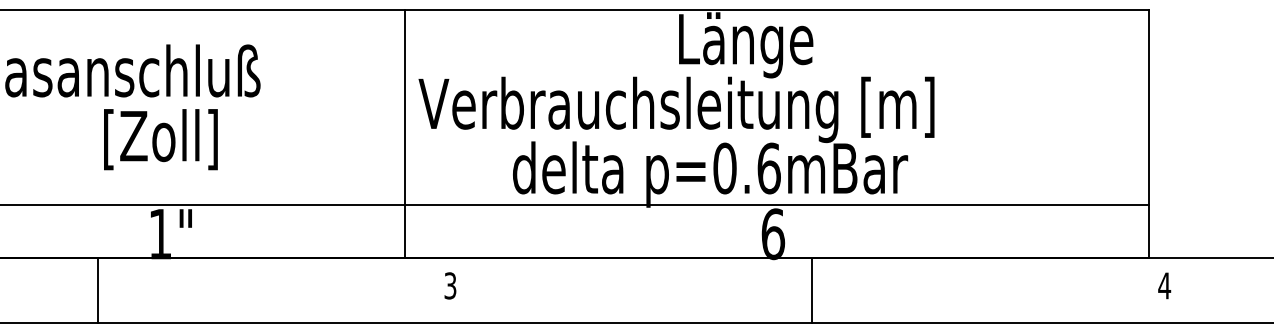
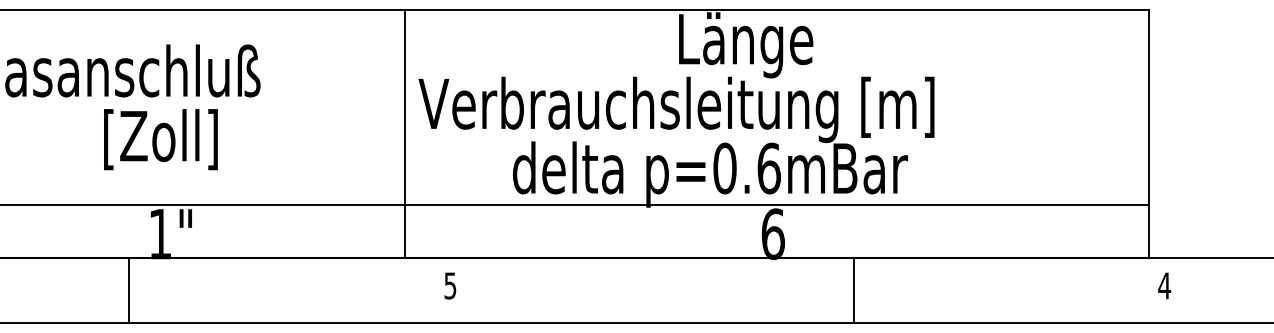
text: 3 -> 5 (450, 285)
line position: (97, 290) -> (128, 290) (128, 290)
line position: (811, 290) -> (853, 290) (853, 290)
